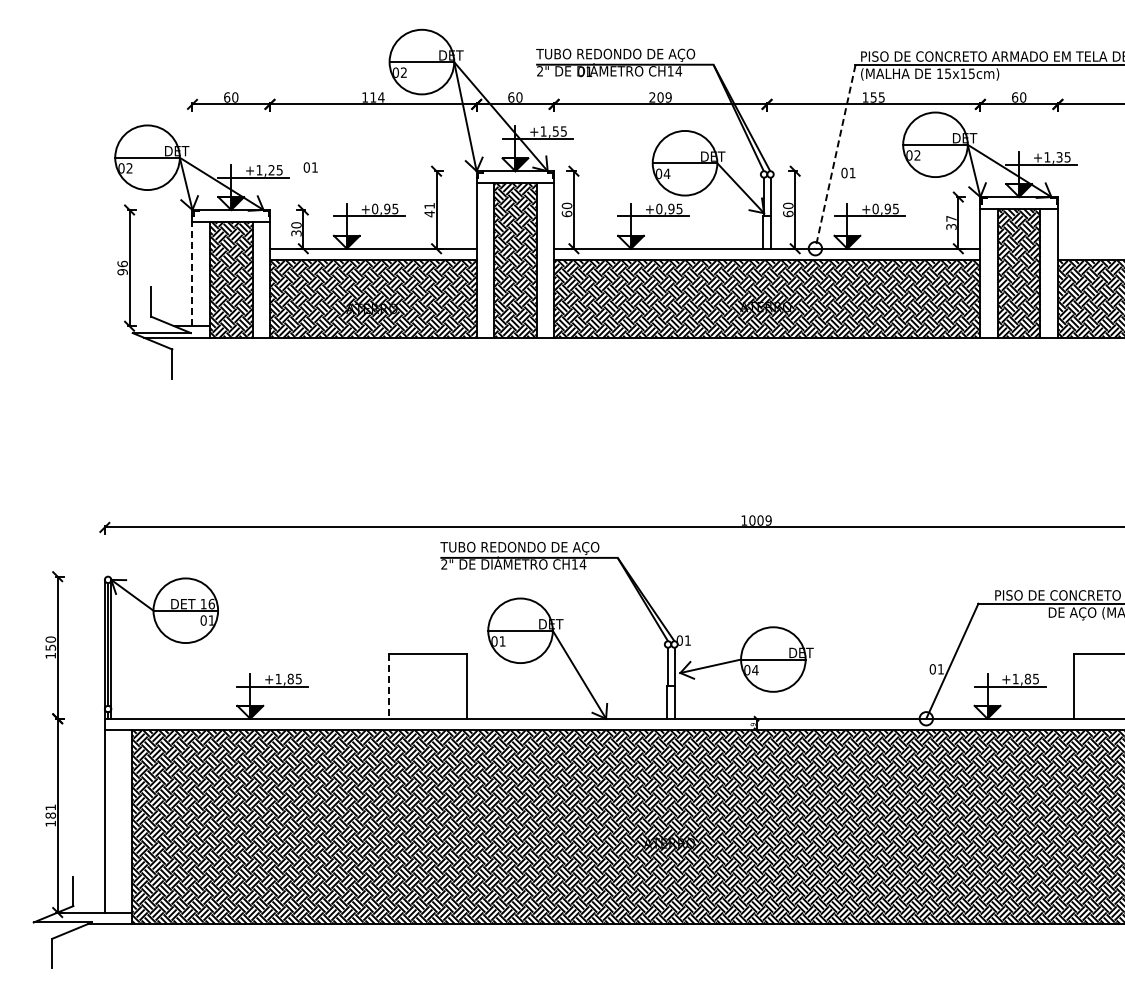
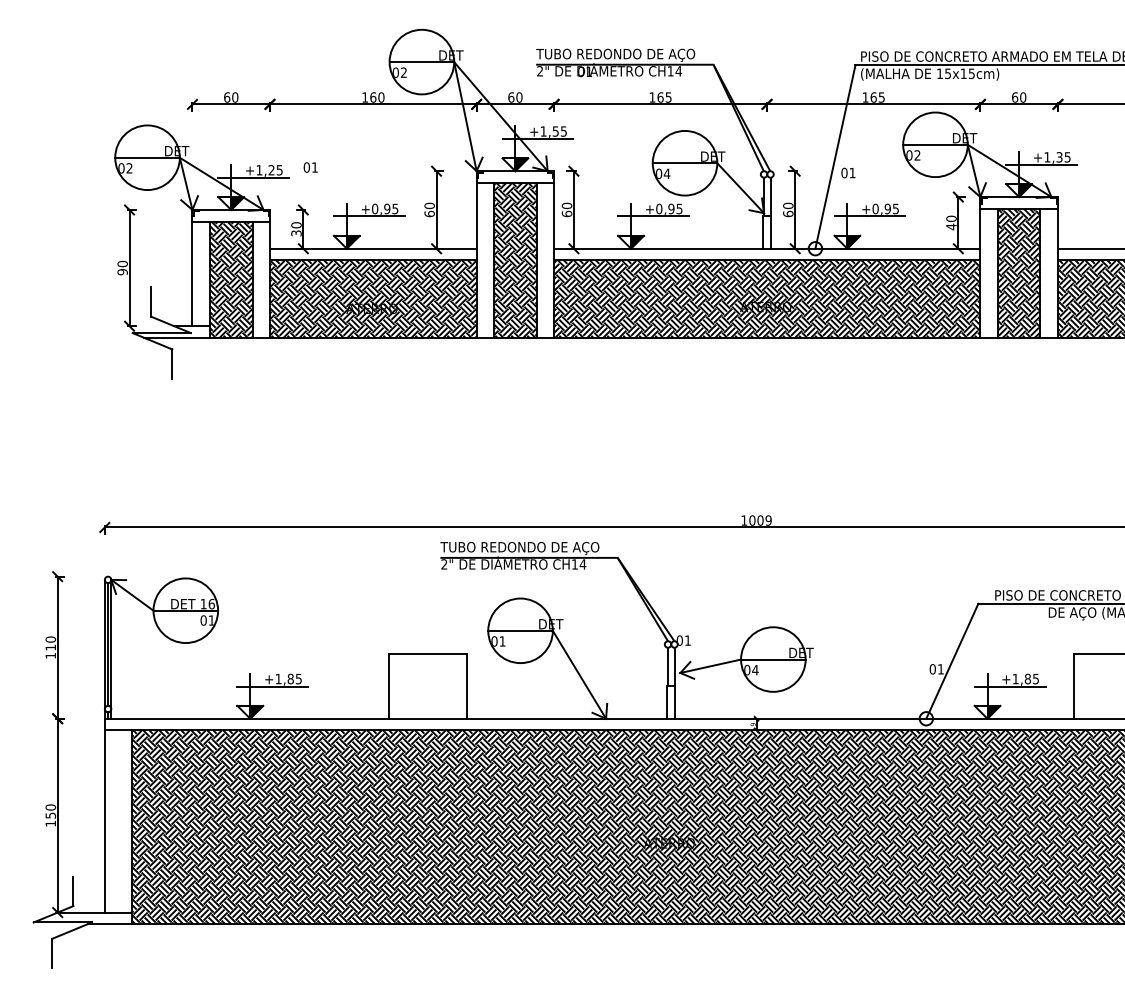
text: 114 -> 160 (377, 97)
text: 209 -> 165 (660, 97)
text: 155 -> 165 (873, 97)
line: dashed -> solid (835, 157)
text: 41 -> 60 (429, 209)
text: 37 -> 40 (951, 222)
line: none -> present (1089, 248)
text: 96 -> 90 (122, 263)
line: dashed -> solid (192, 273)
text: 150 -> 110 (50, 647)
line: dashed -> solid (389, 686)
text: 181 -> 150 (50, 811)
